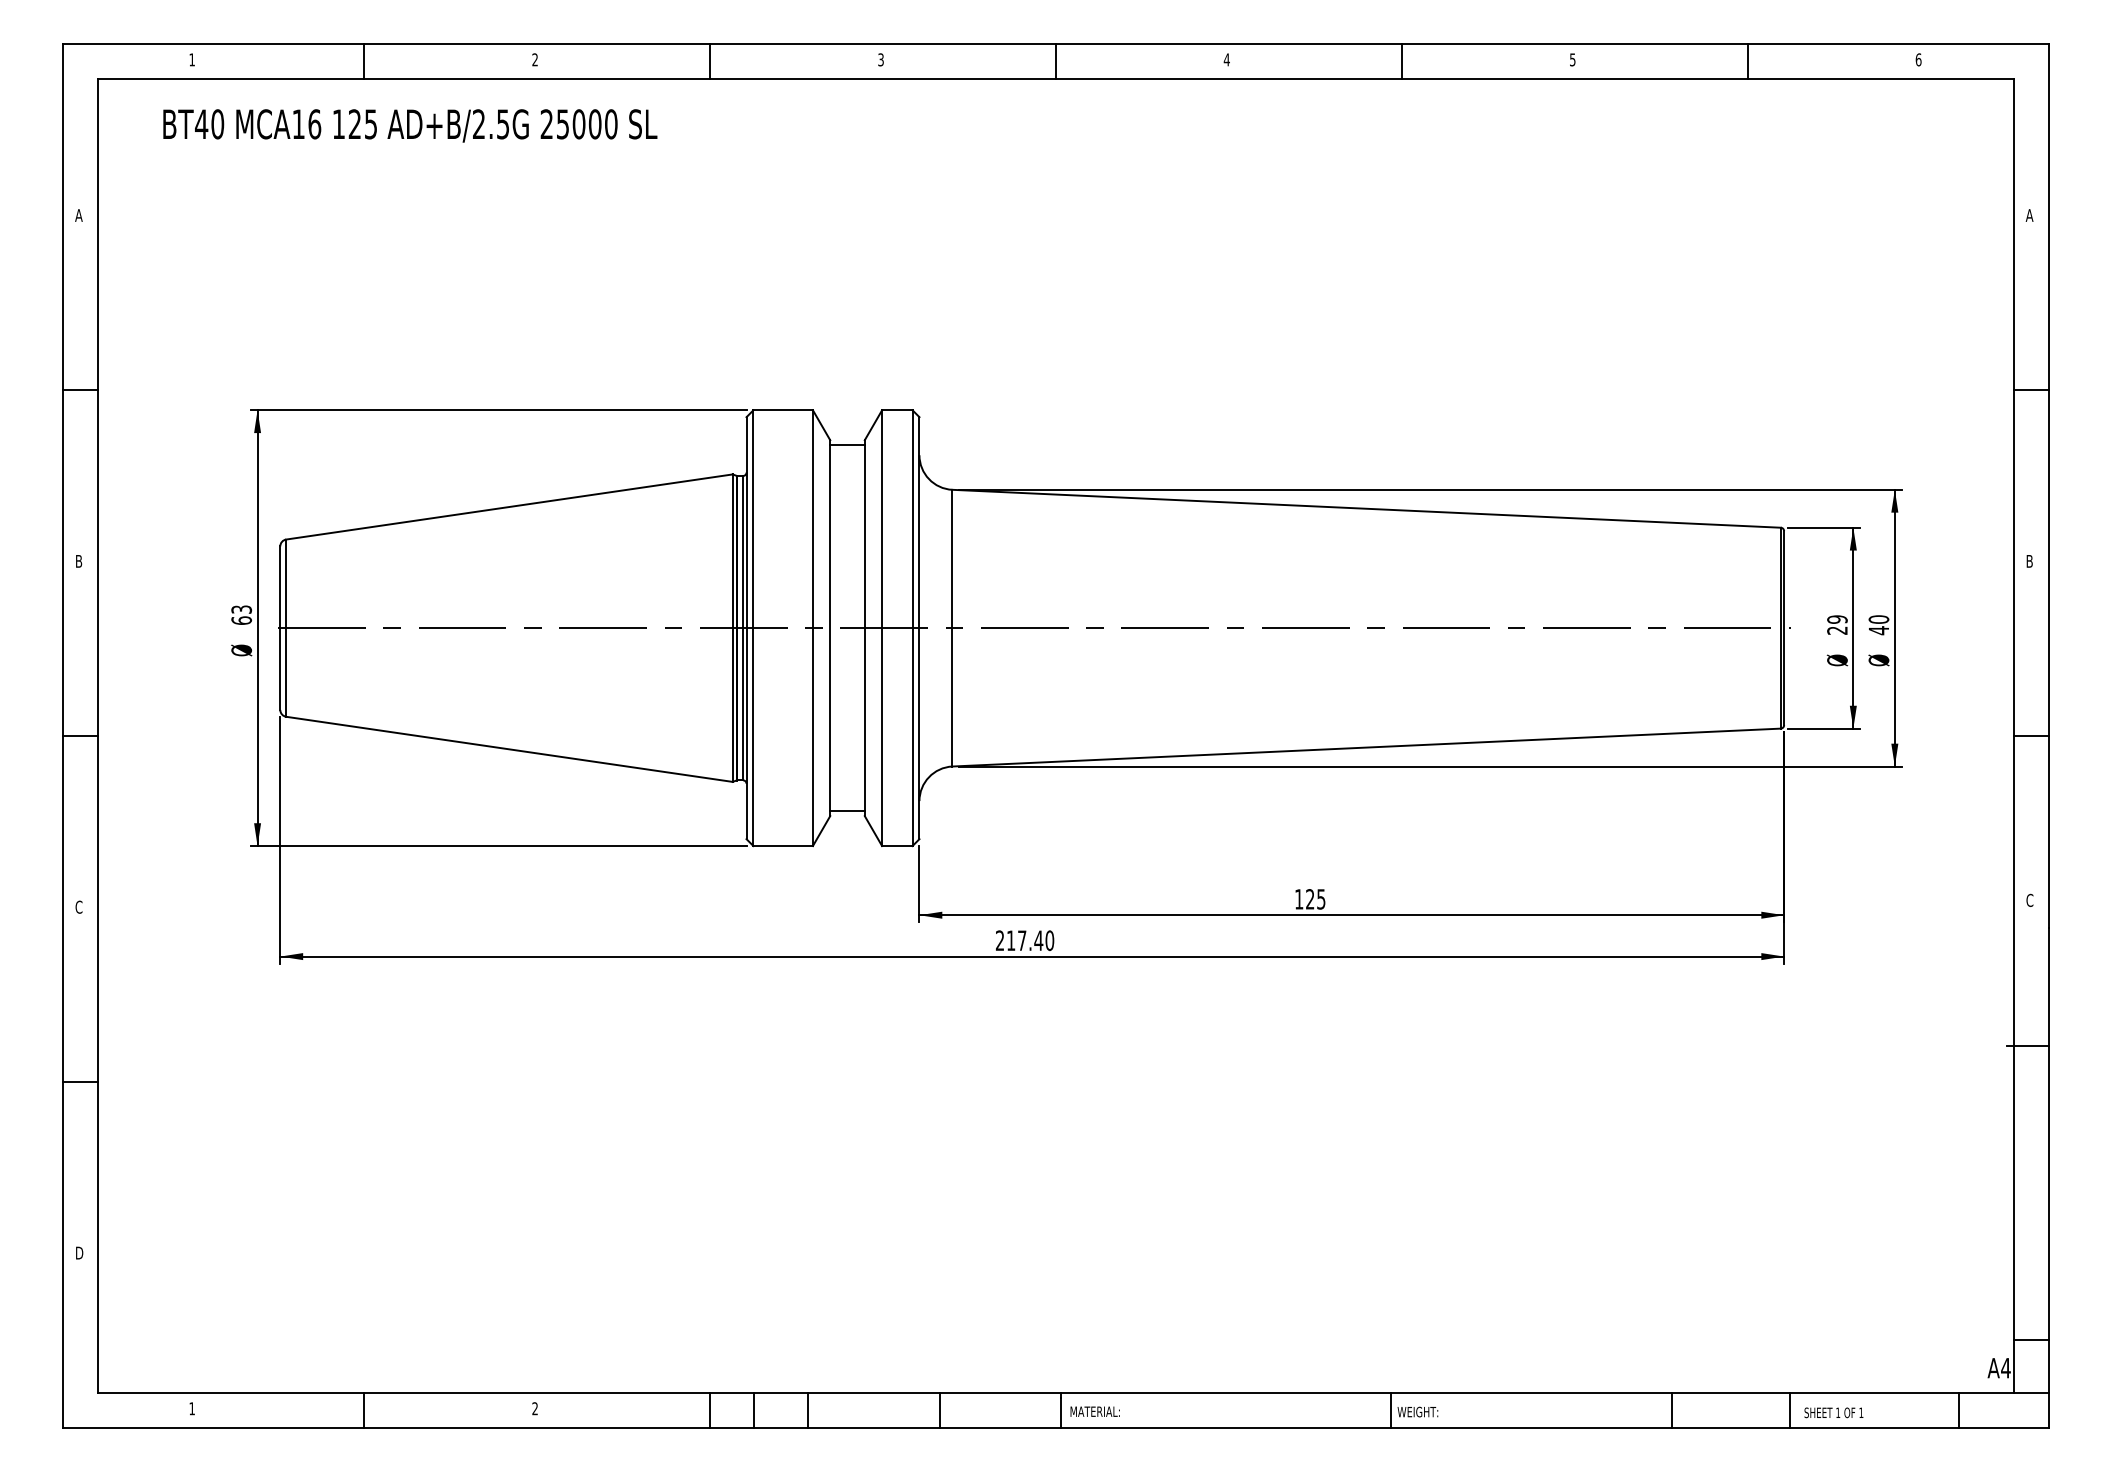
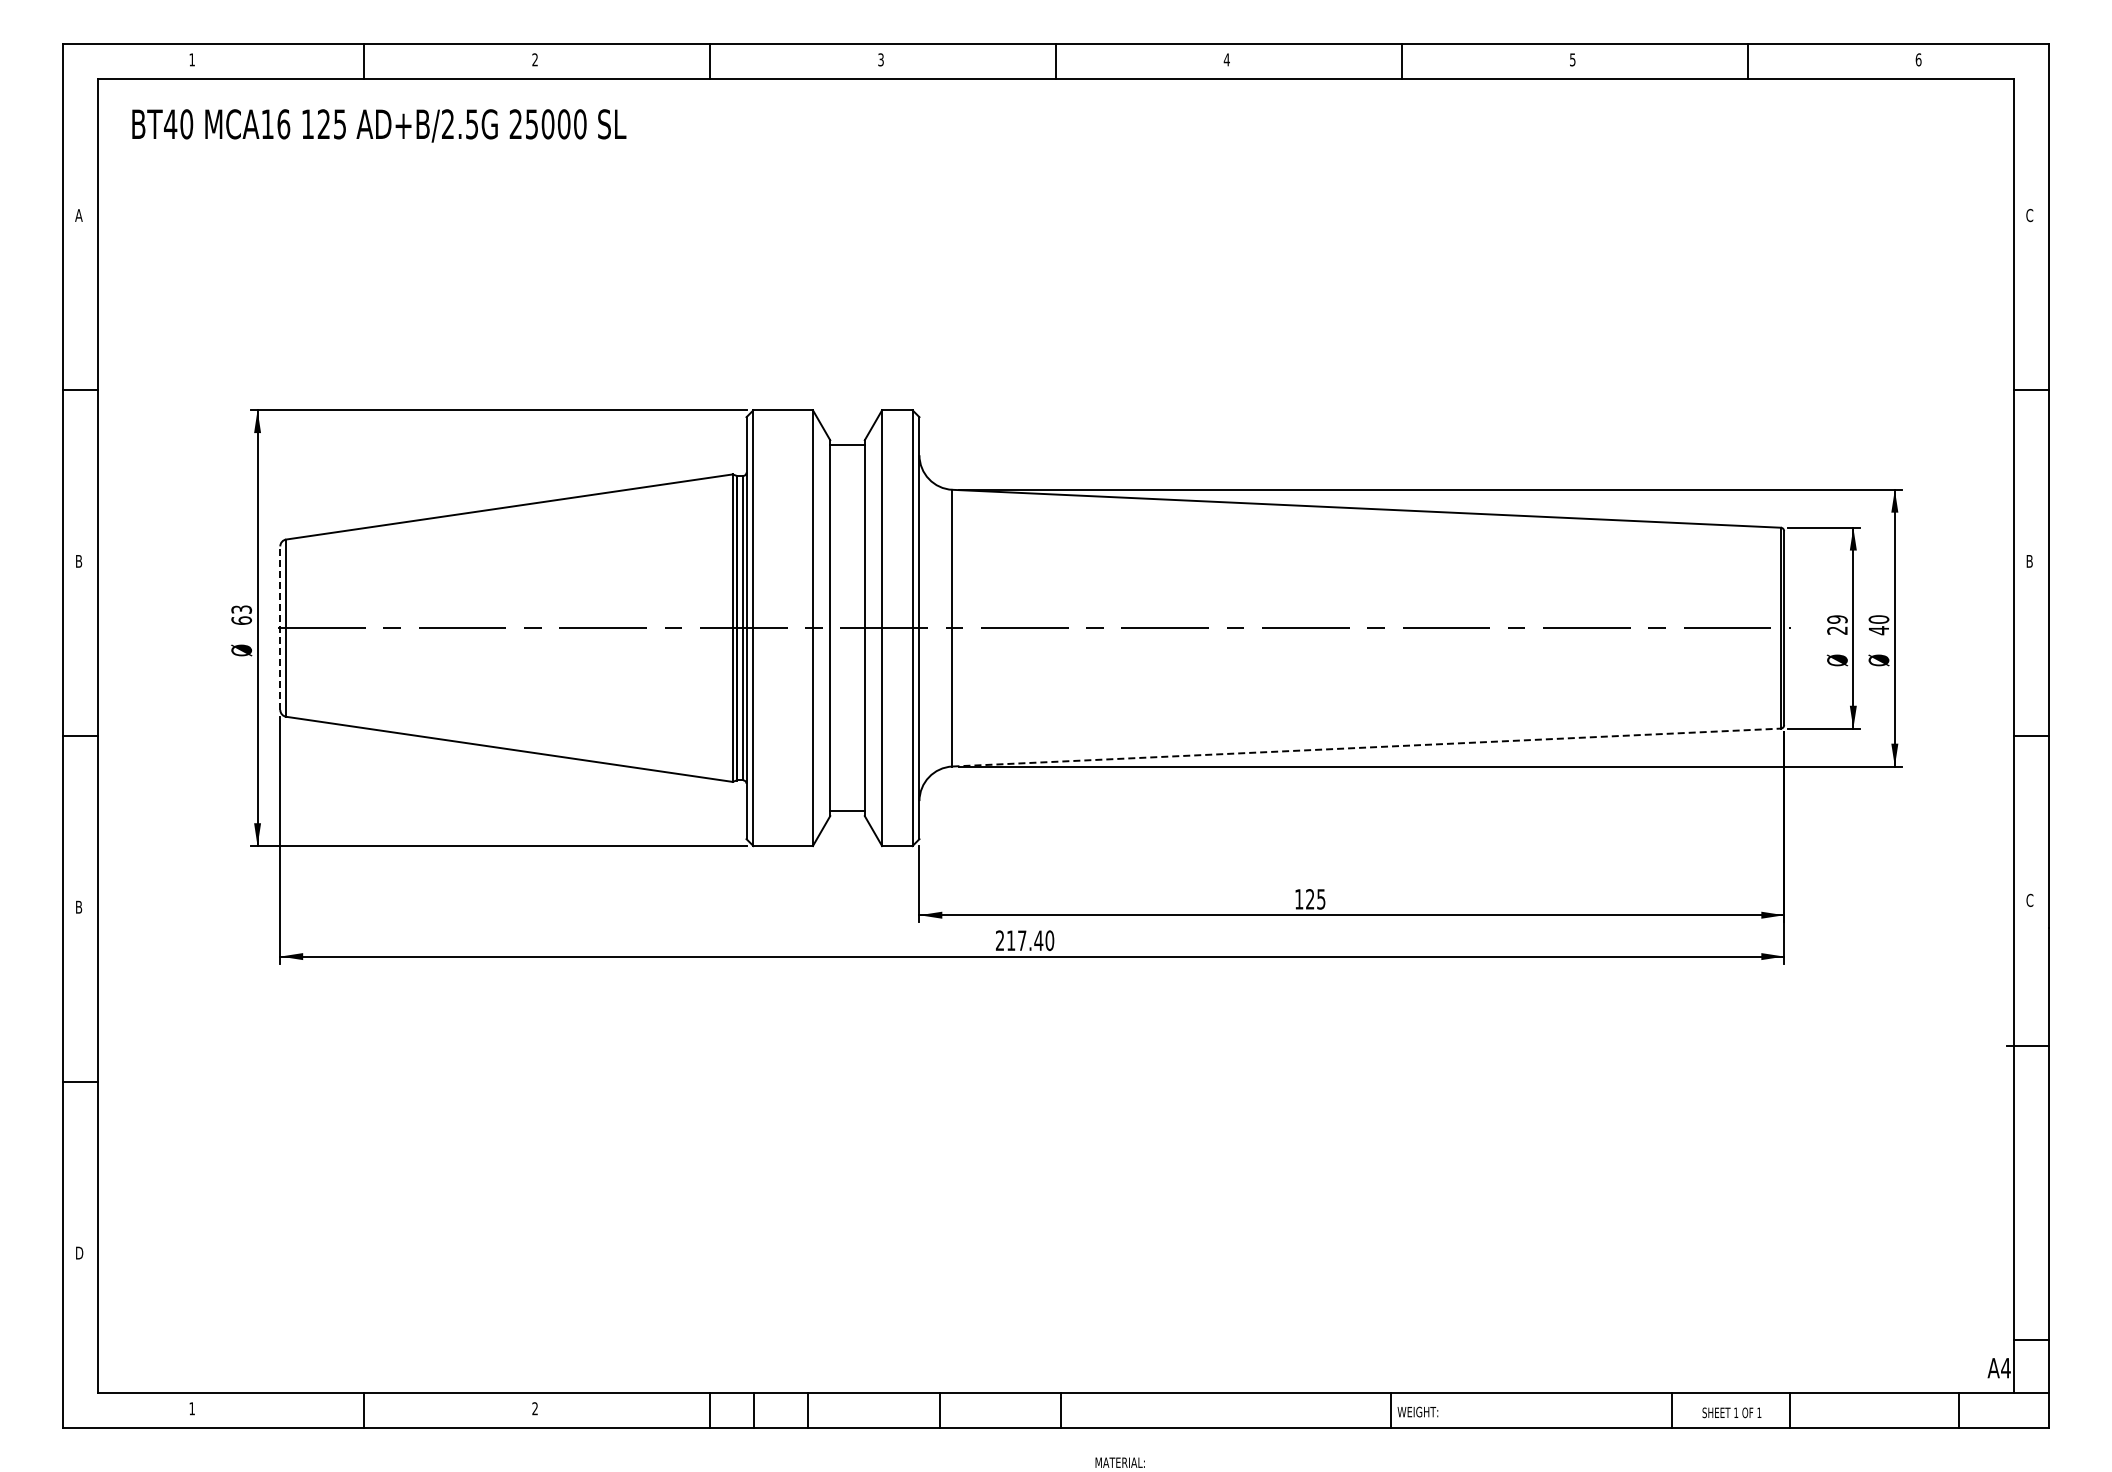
text position: (410, 125) -> (379, 125) (379, 125)
text: A -> C (2029, 215)
line: solid -> dashed (280, 628)
line: solid -> dashed (1366, 747)
text: C -> B (78, 906)
text position: (1094, 1411) -> (1119, 1462) (1119, 1462)
text position: (1833, 1412) -> (1731, 1412) (1731, 1412)
